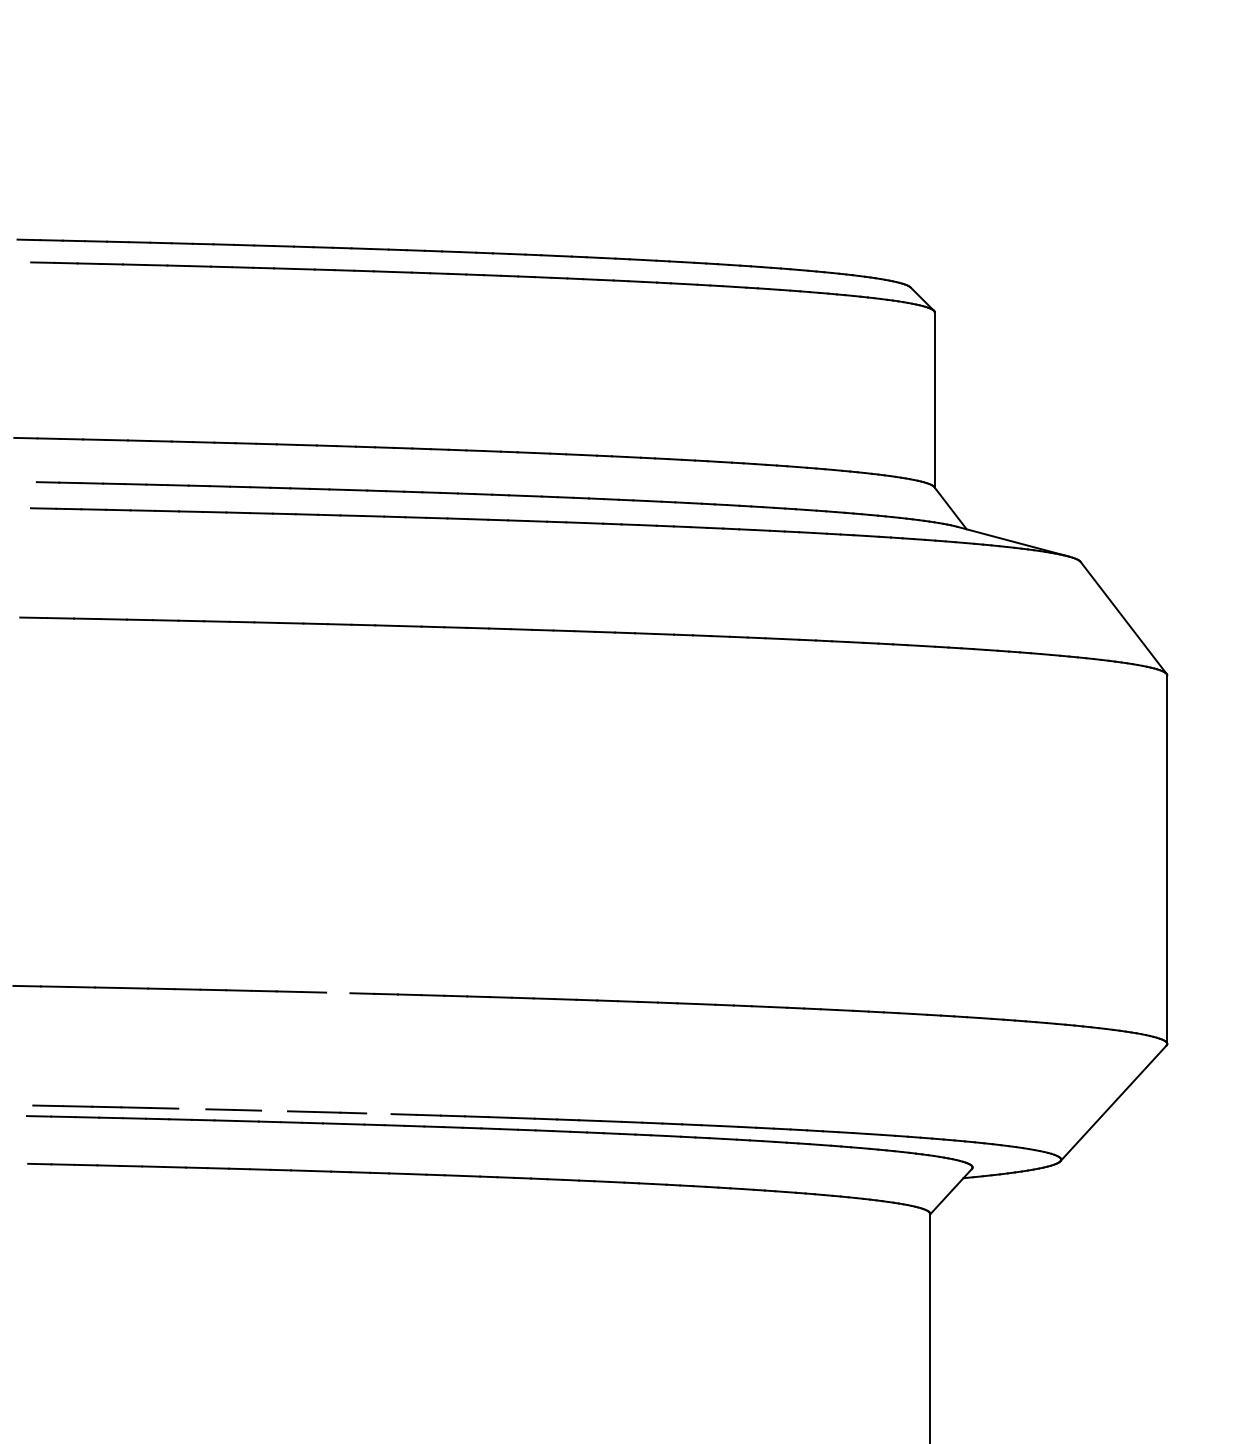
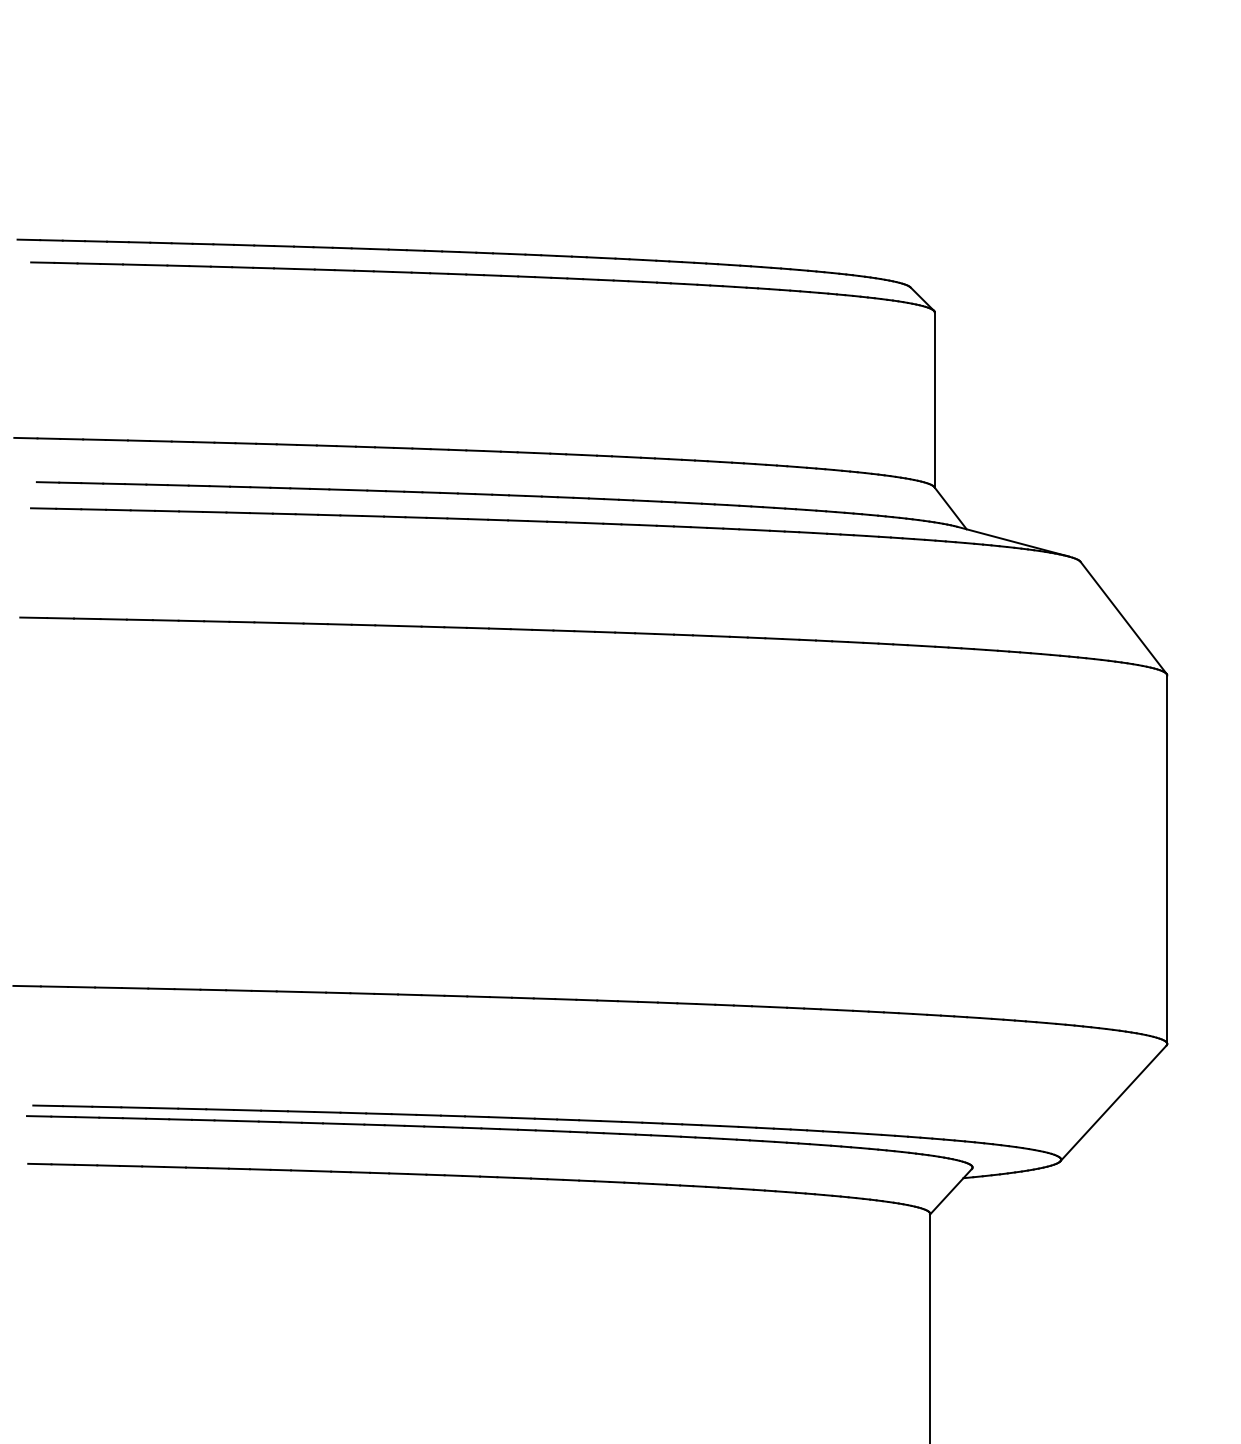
line: none -> present (338, 992)
line: none -> present (192, 1108)
line: none -> present (274, 1110)
line: none -> present (378, 1113)
